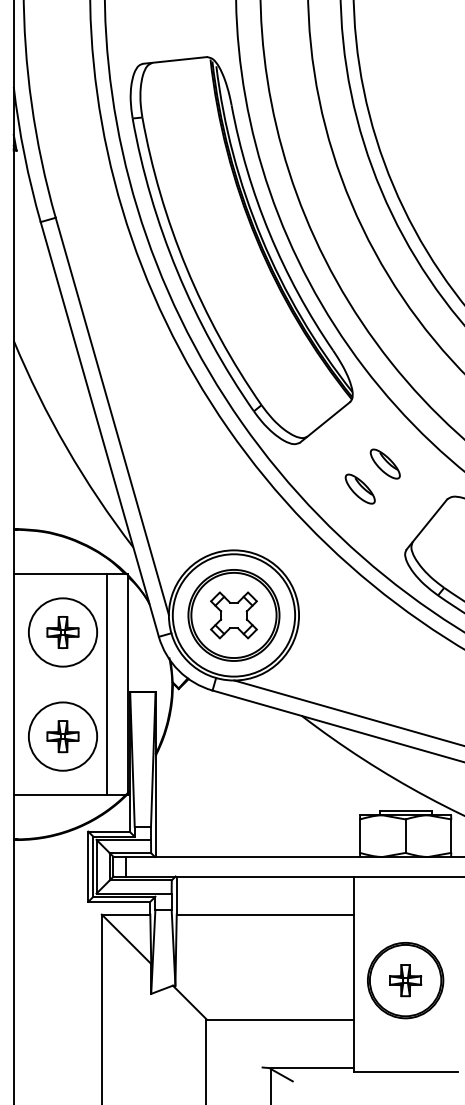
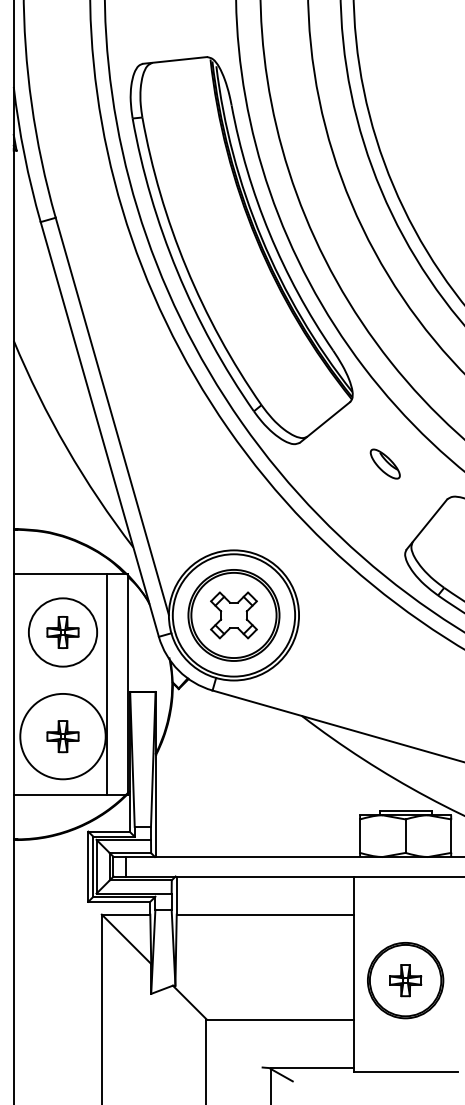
part: present -> none (359, 488)
line: present -> none (347, 712)
circle diameter: 68 px -> 85 px (62, 736)
